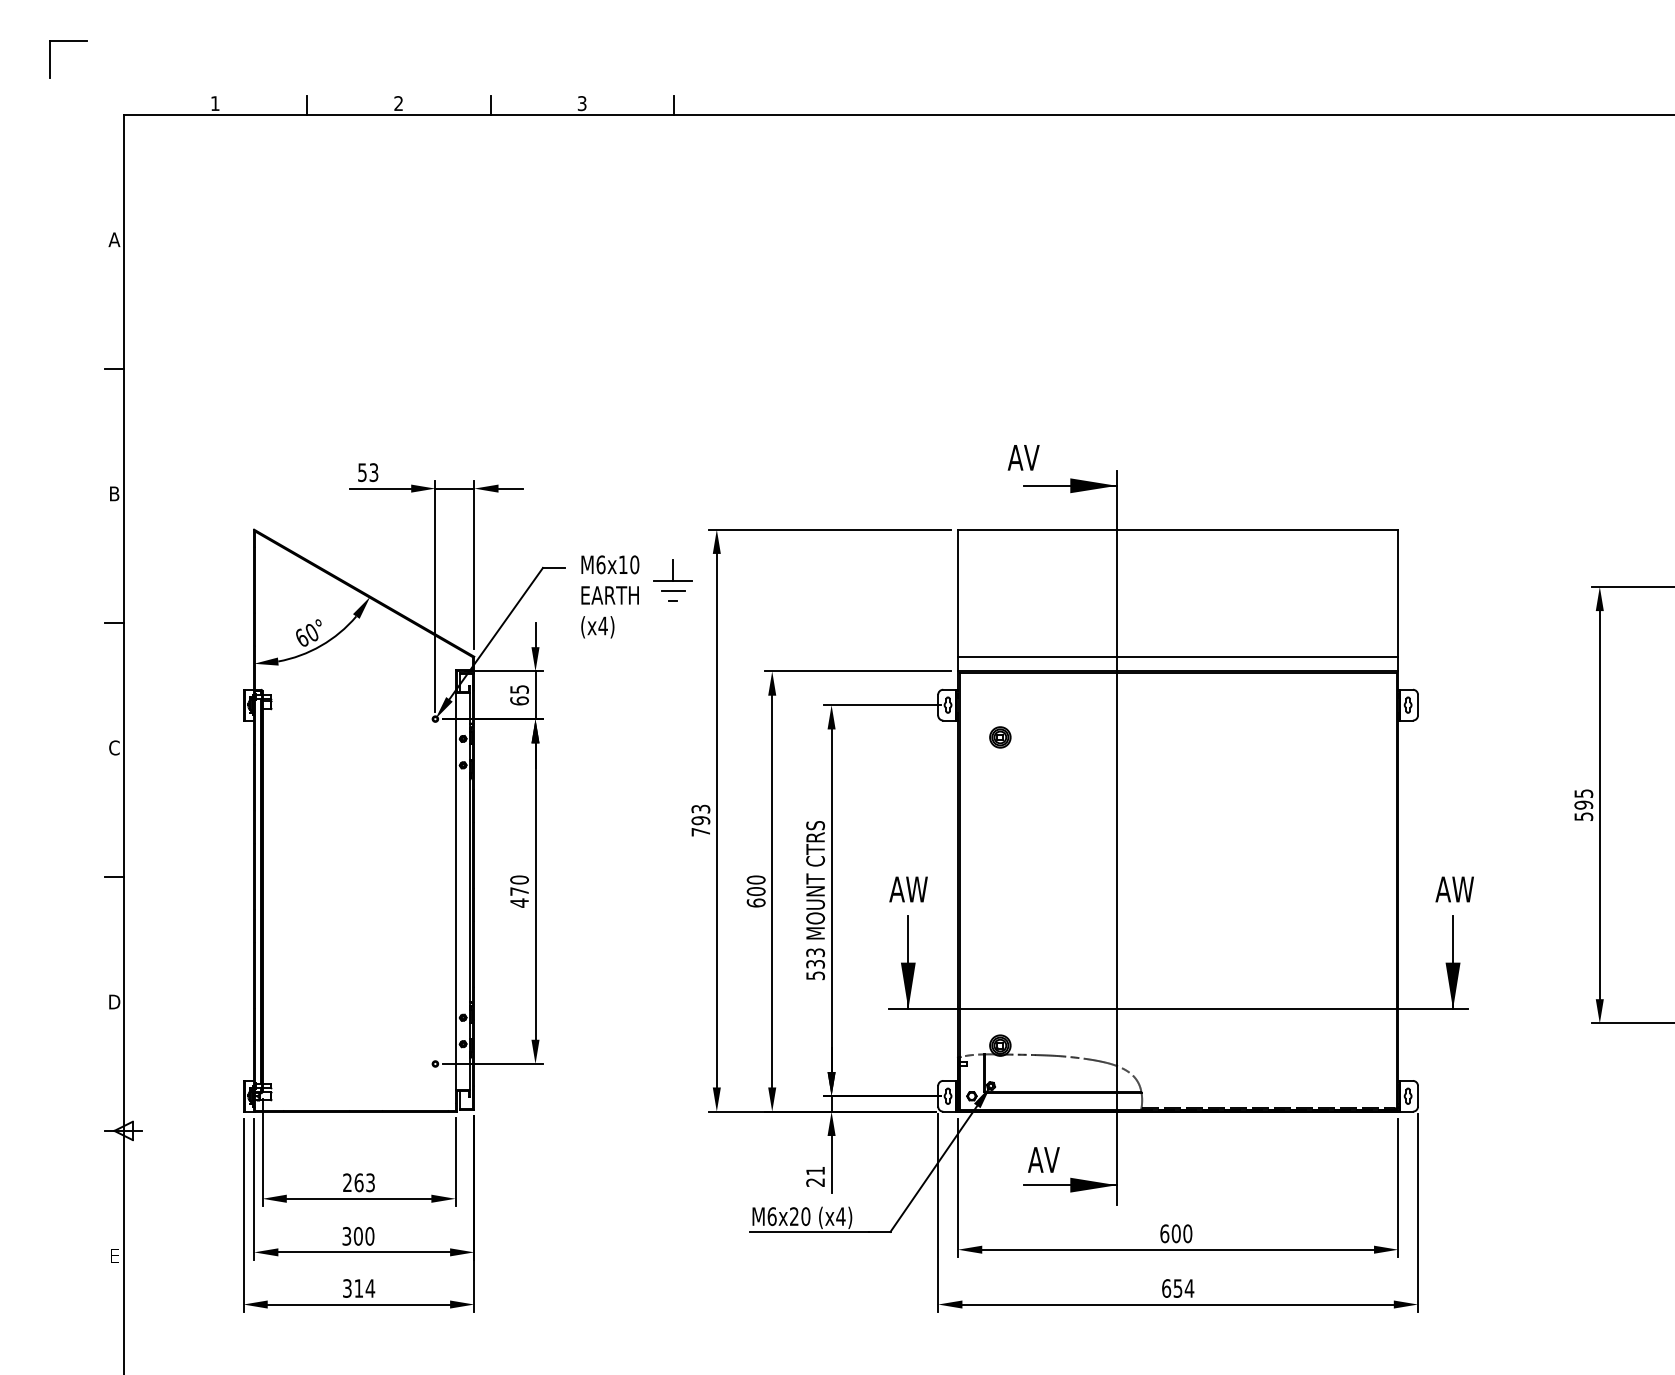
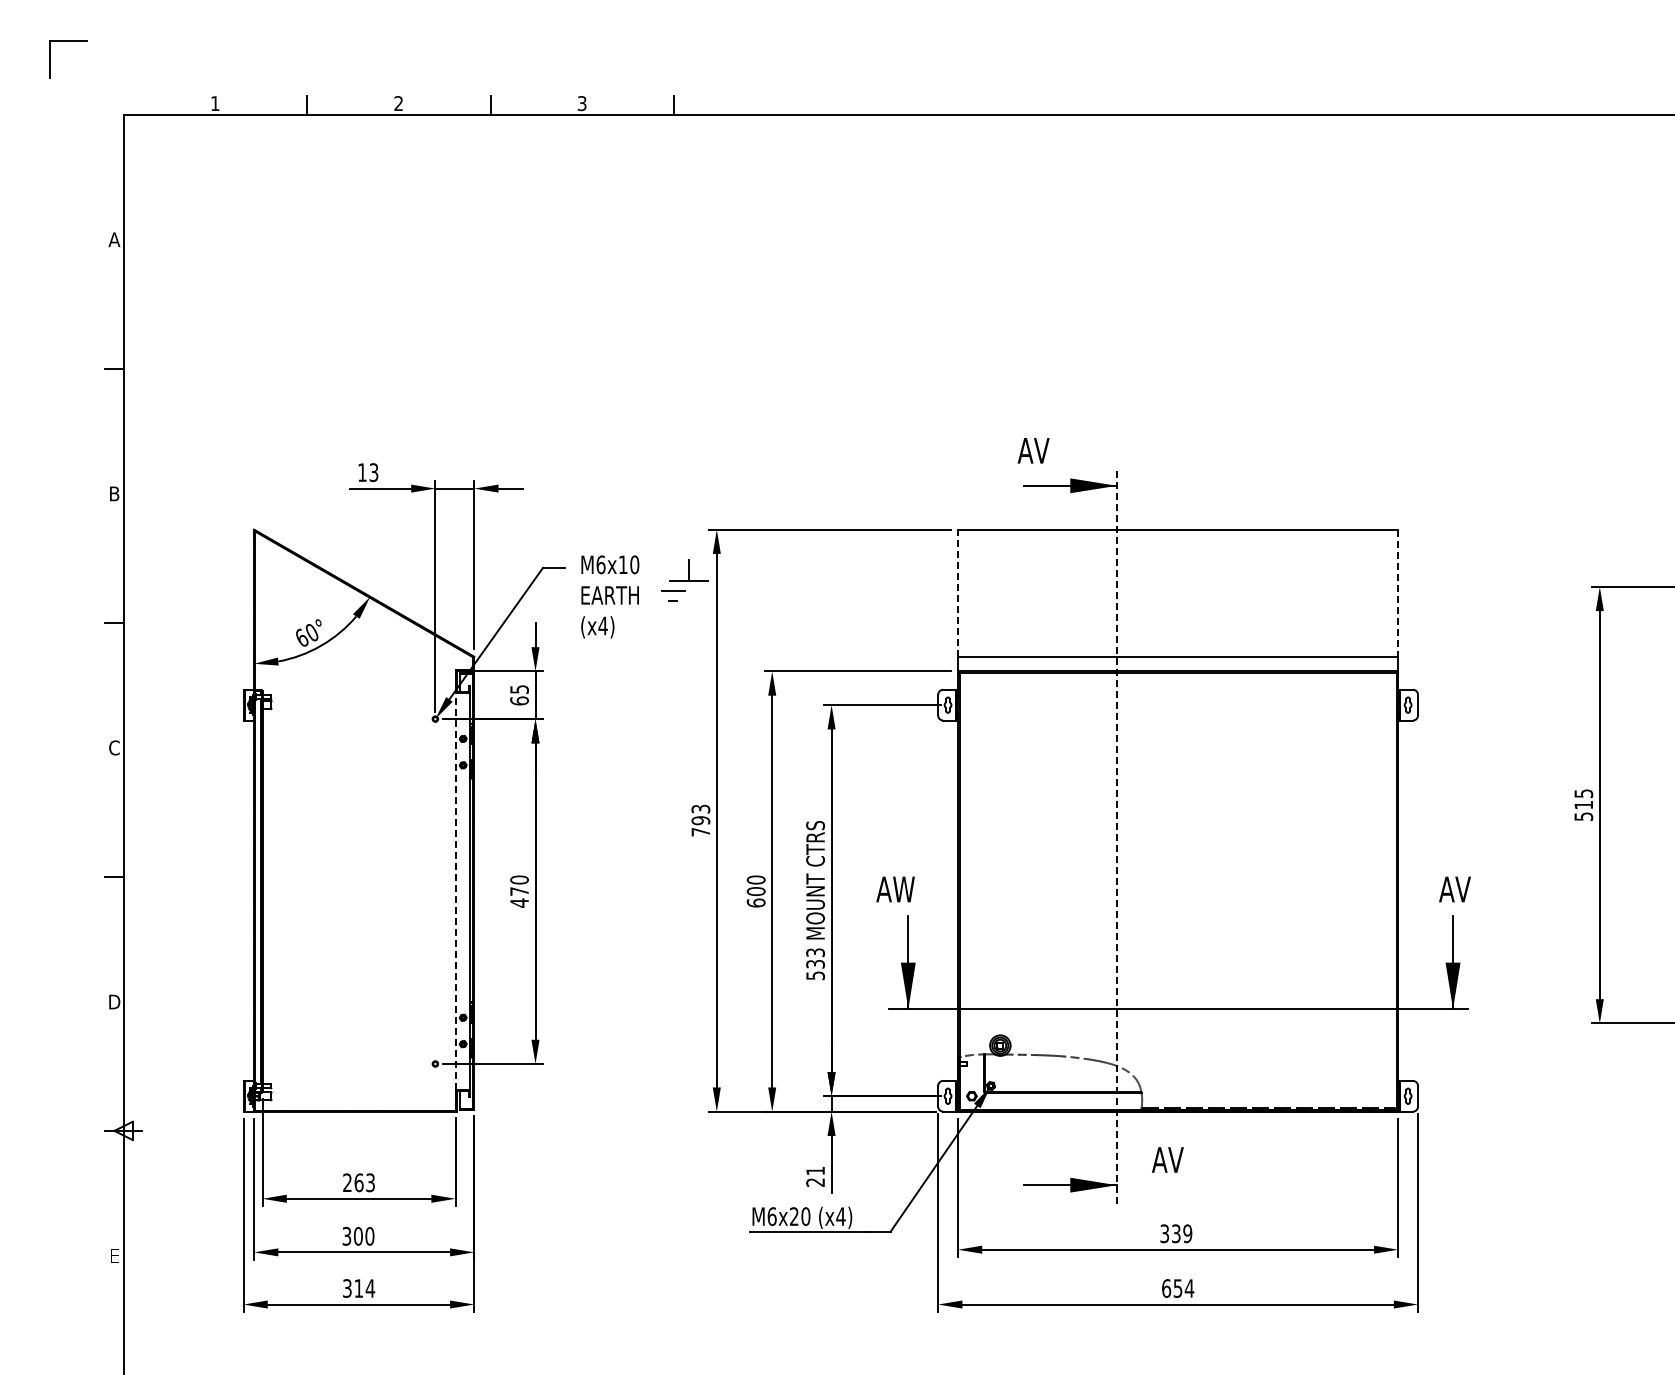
text position: (1023, 457) -> (1033, 450) (1033, 450)
text: 53 -> 13 (362, 472)
part position: (672, 570) -> (688, 570) (688, 570)
line: solid -> dashed (957, 593)
line: solid -> dashed (1398, 593)
part: present -> none (1000, 737)
text: 595 -> 515 (1583, 804)
line: solid -> dashed (1116, 838)
text position: (908, 889) -> (895, 889) (895, 889)
text: AW -> AV (1454, 889)
line: solid -> dashed (455, 891)
text position: (1043, 1159) -> (1167, 1159) (1167, 1159)
text: 600 -> 339 (1176, 1233)
